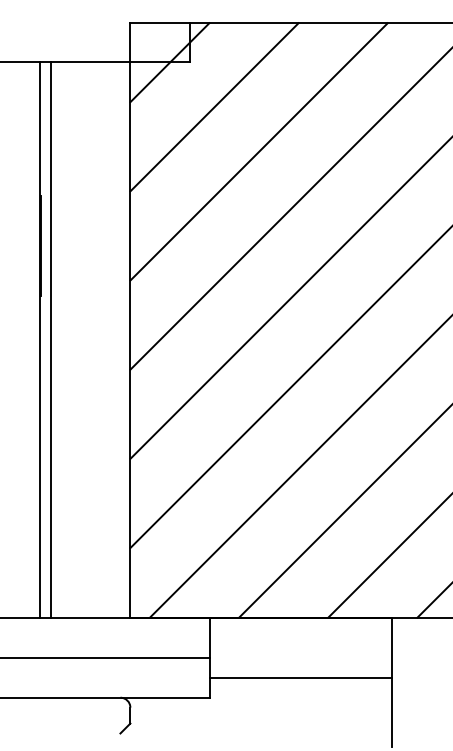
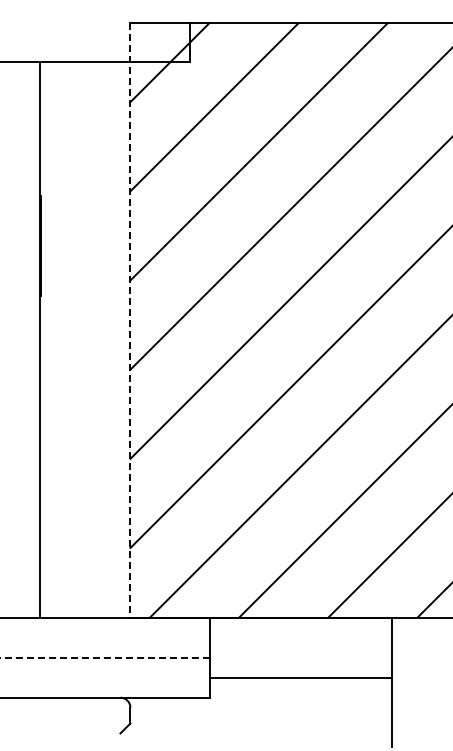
line: solid -> dashed (129, 320)
line: present -> none (50, 340)
line: solid -> dashed (104, 658)
